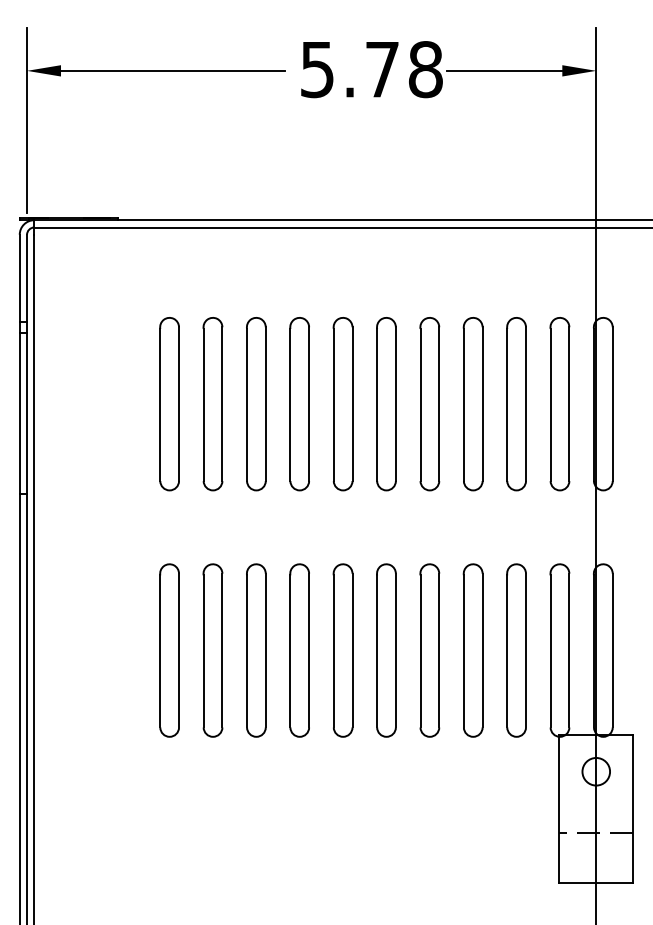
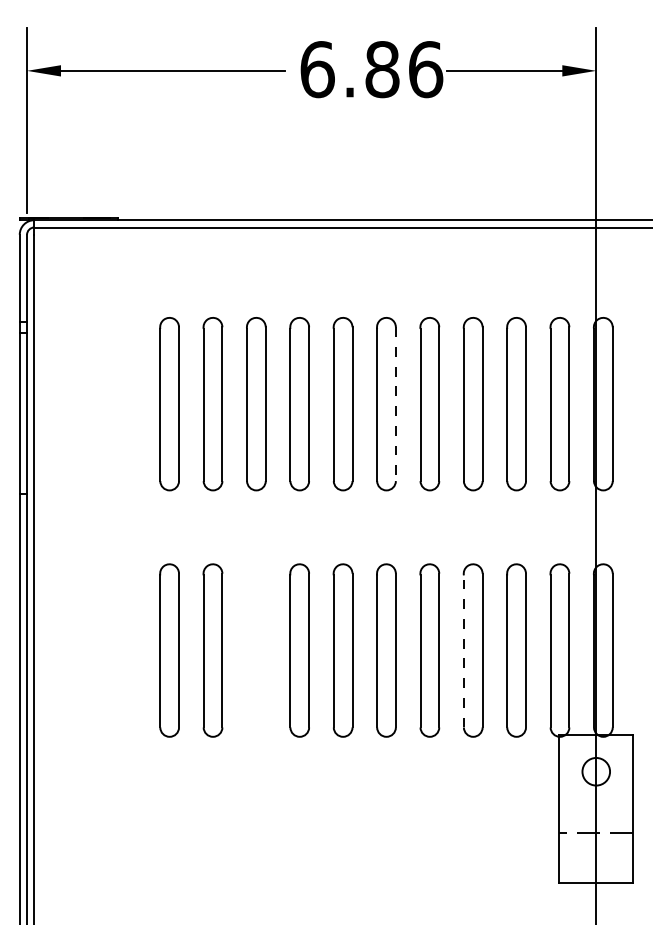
text: 5.78 -> 6.86 (371, 69)
line: solid -> dashed (395, 404)
part: present -> none (256, 650)
line: solid -> dashed (463, 650)
